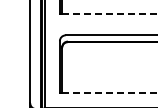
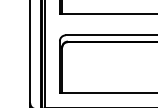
line: dashed -> solid (110, 14)
line: dashed -> solid (110, 93)
